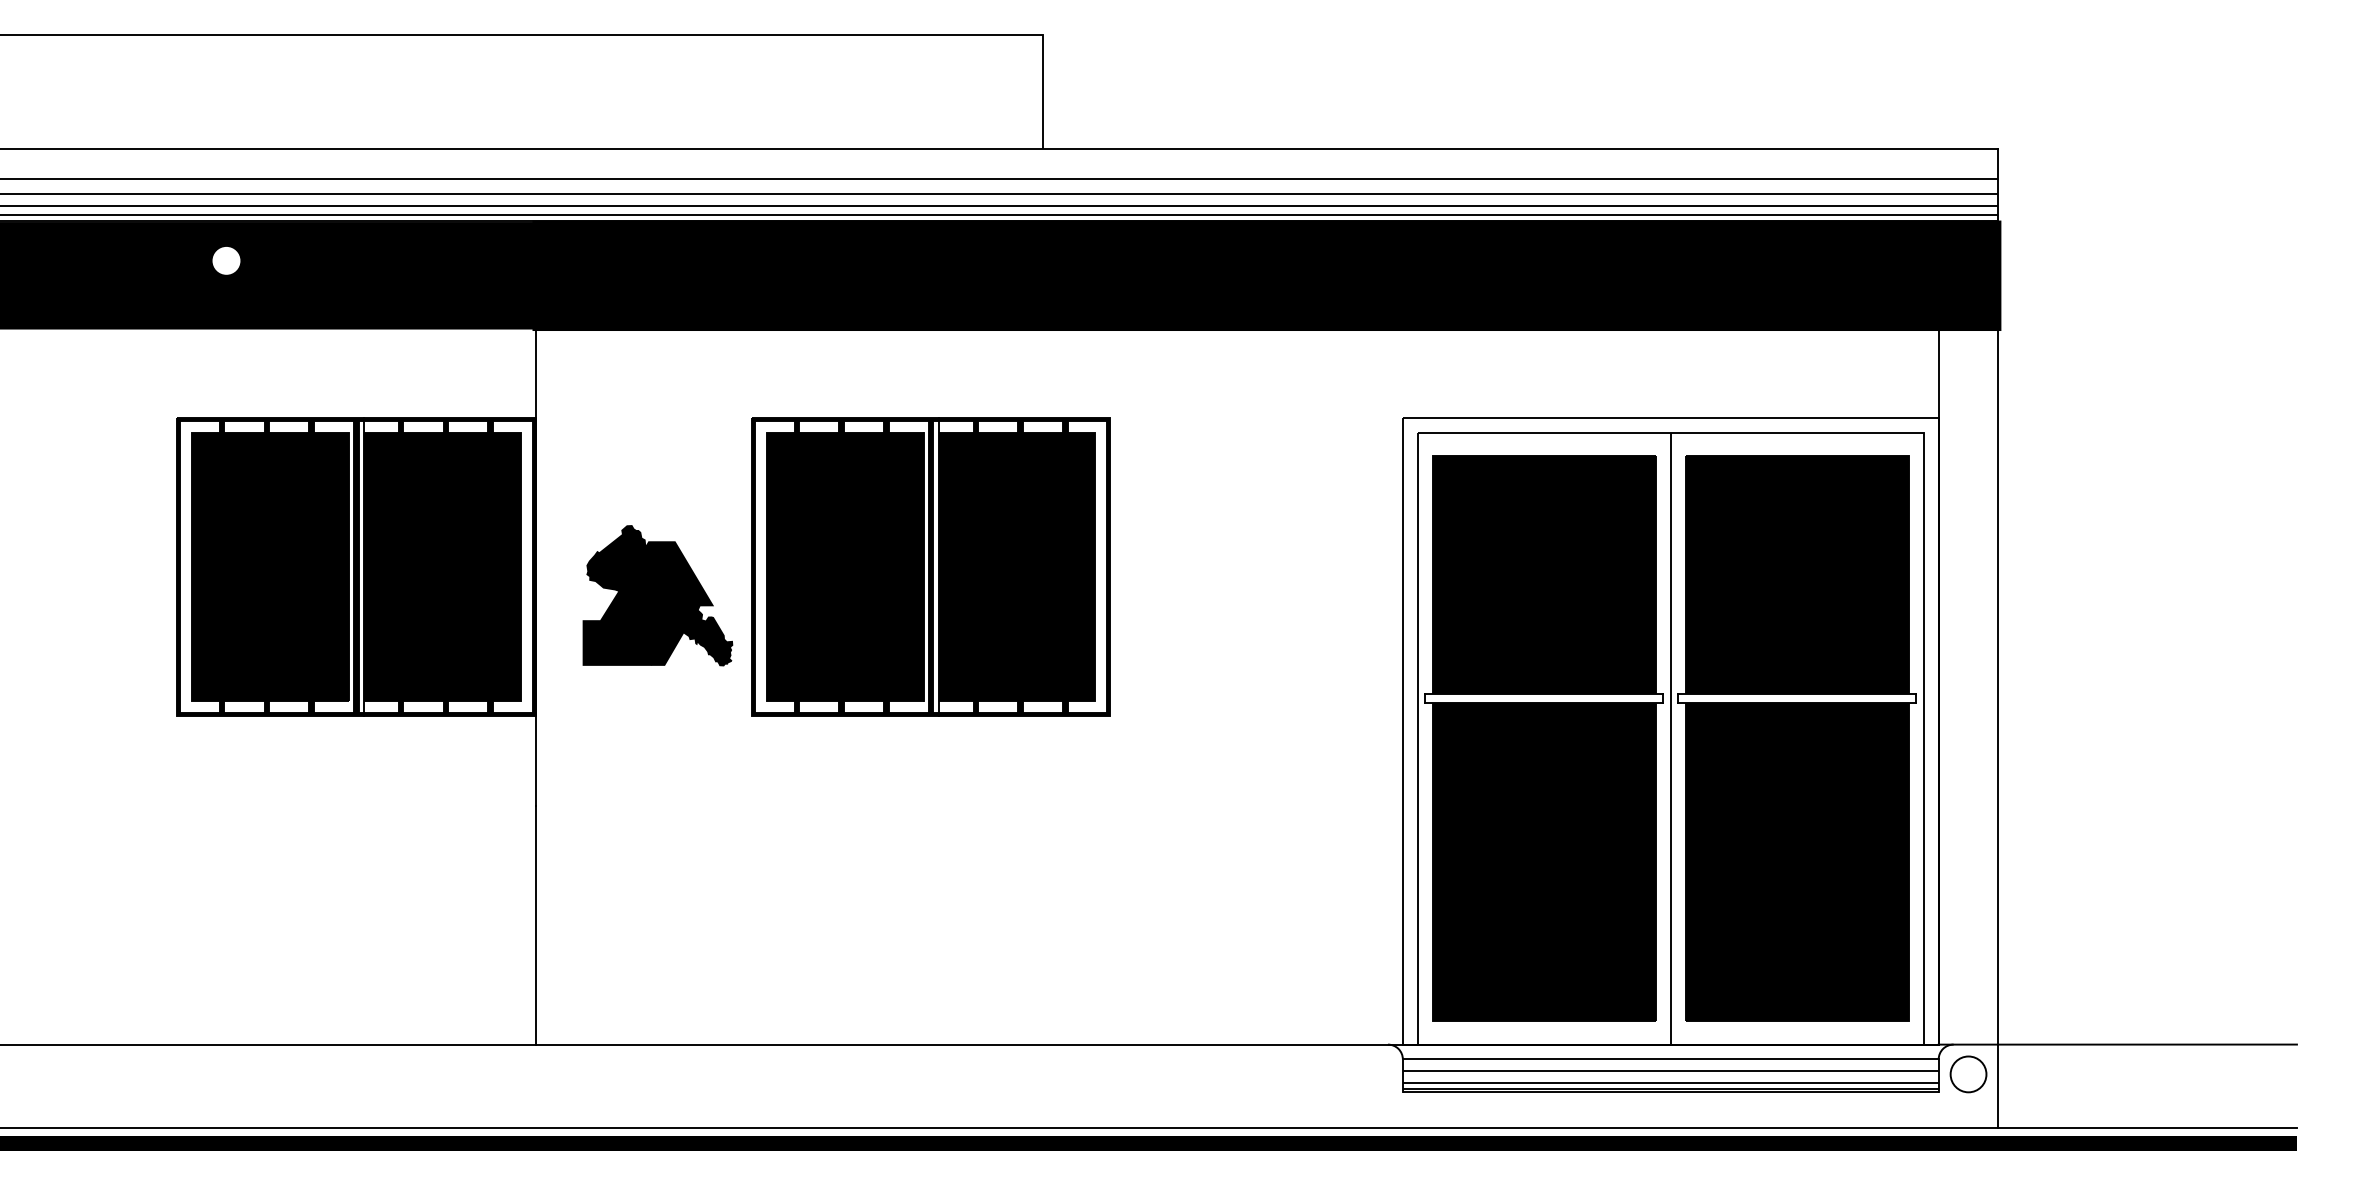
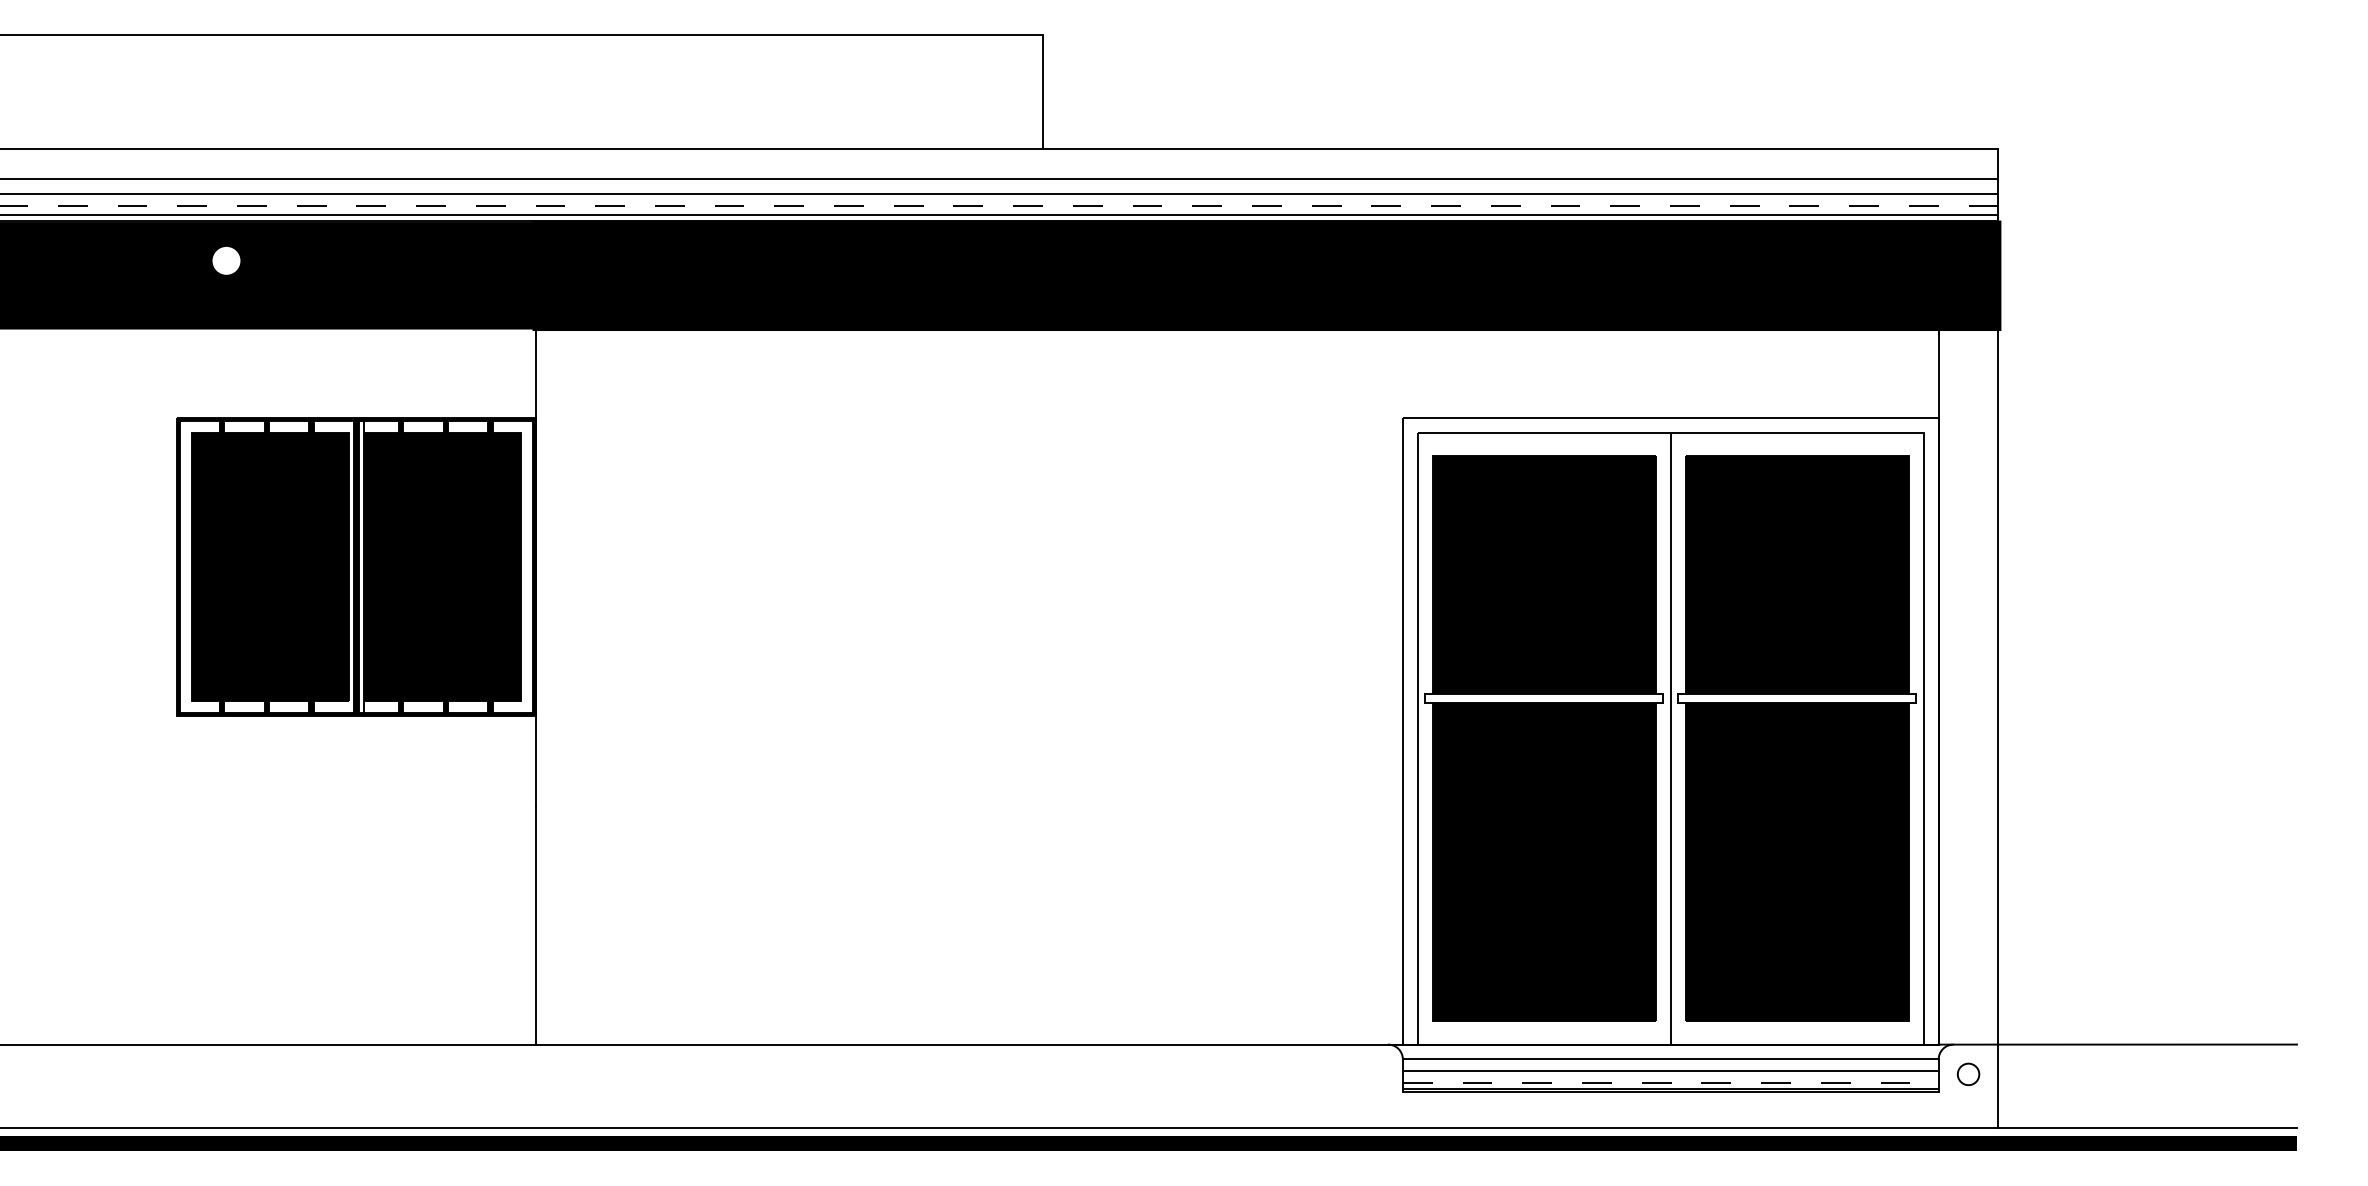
line: solid -> dashed (999, 205)
part: present -> none (930, 566)
part: present -> none (657, 595)
circle diameter: 36 px -> 21 px (1968, 1074)
line: solid -> dashed (1670, 1083)
